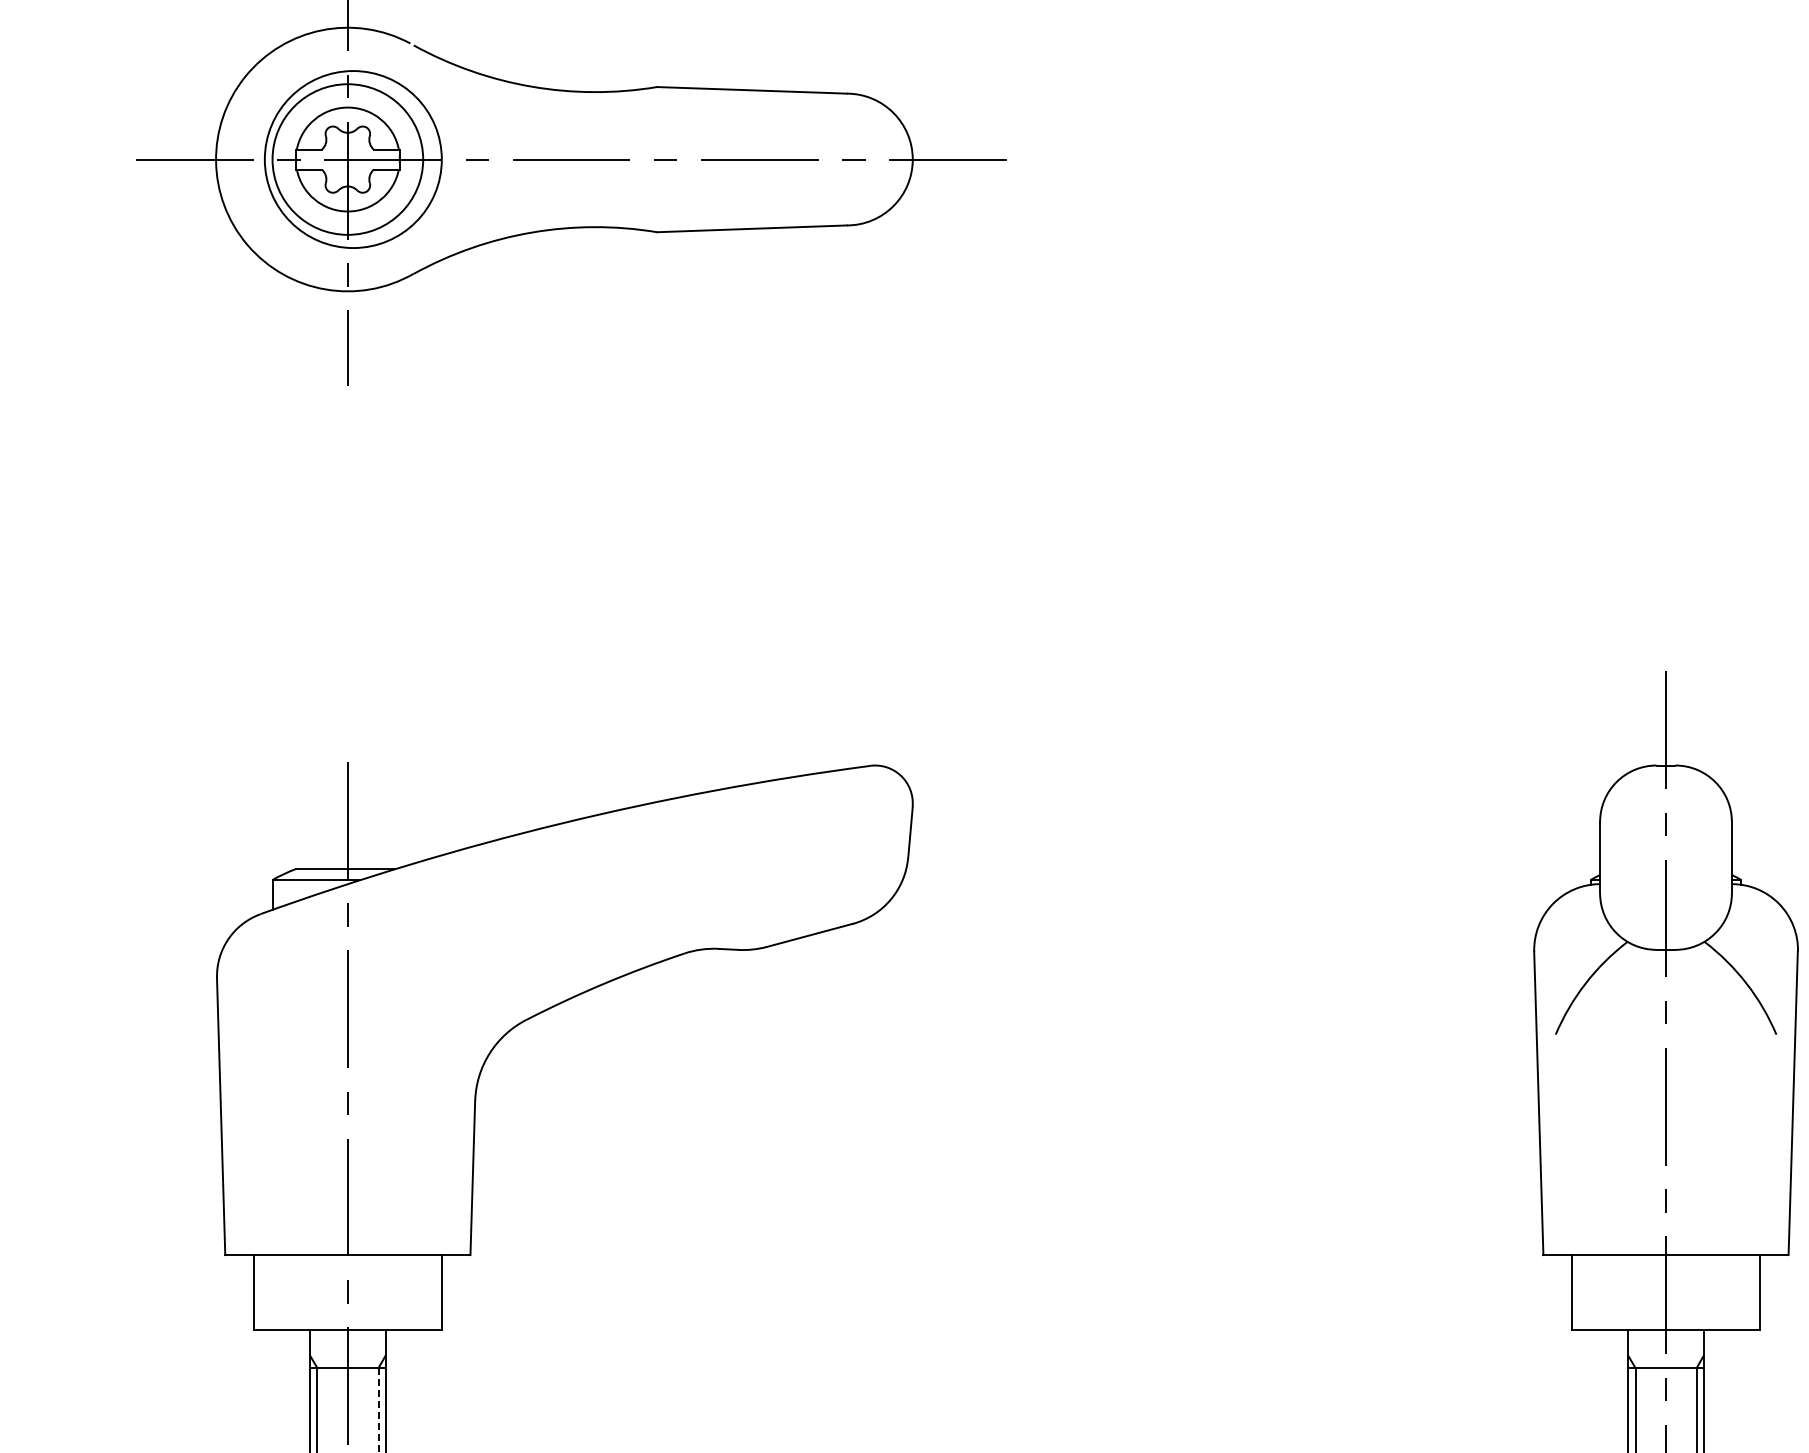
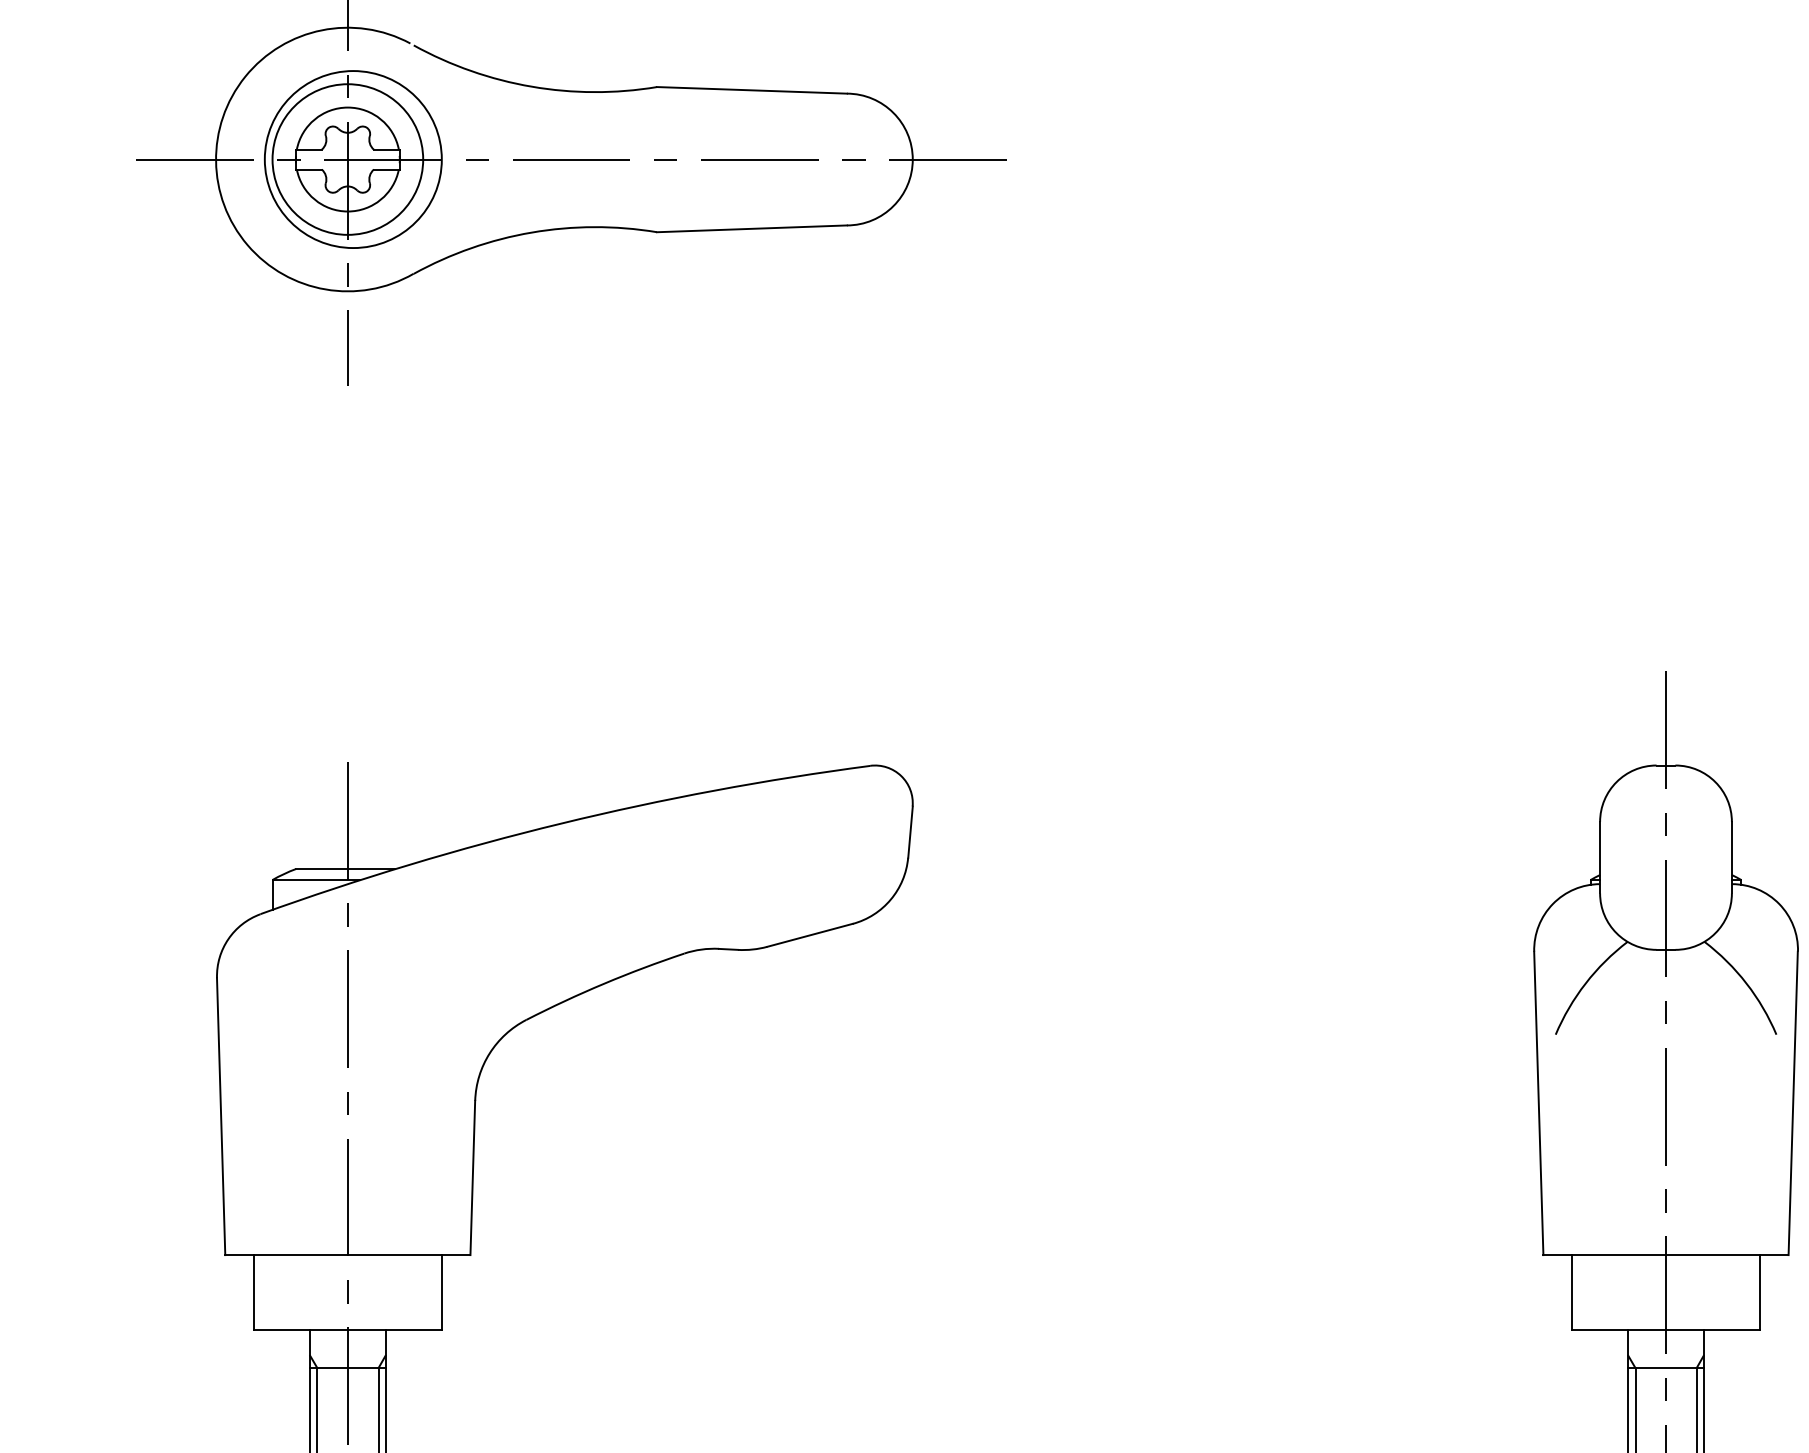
line: dashed -> solid (378, 1410)
